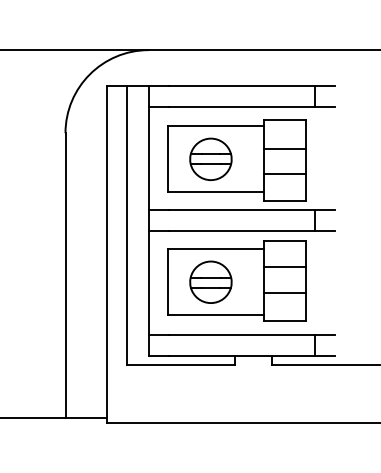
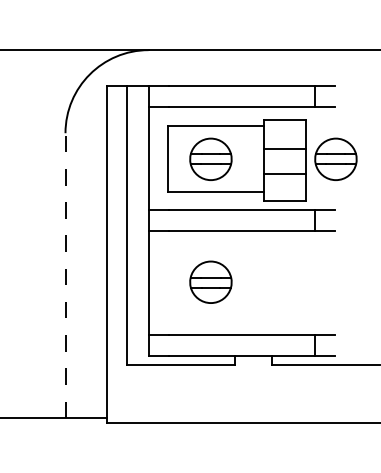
part: none -> present (335, 158)
line: solid -> dashed (65, 275)
part: present -> none (236, 280)
